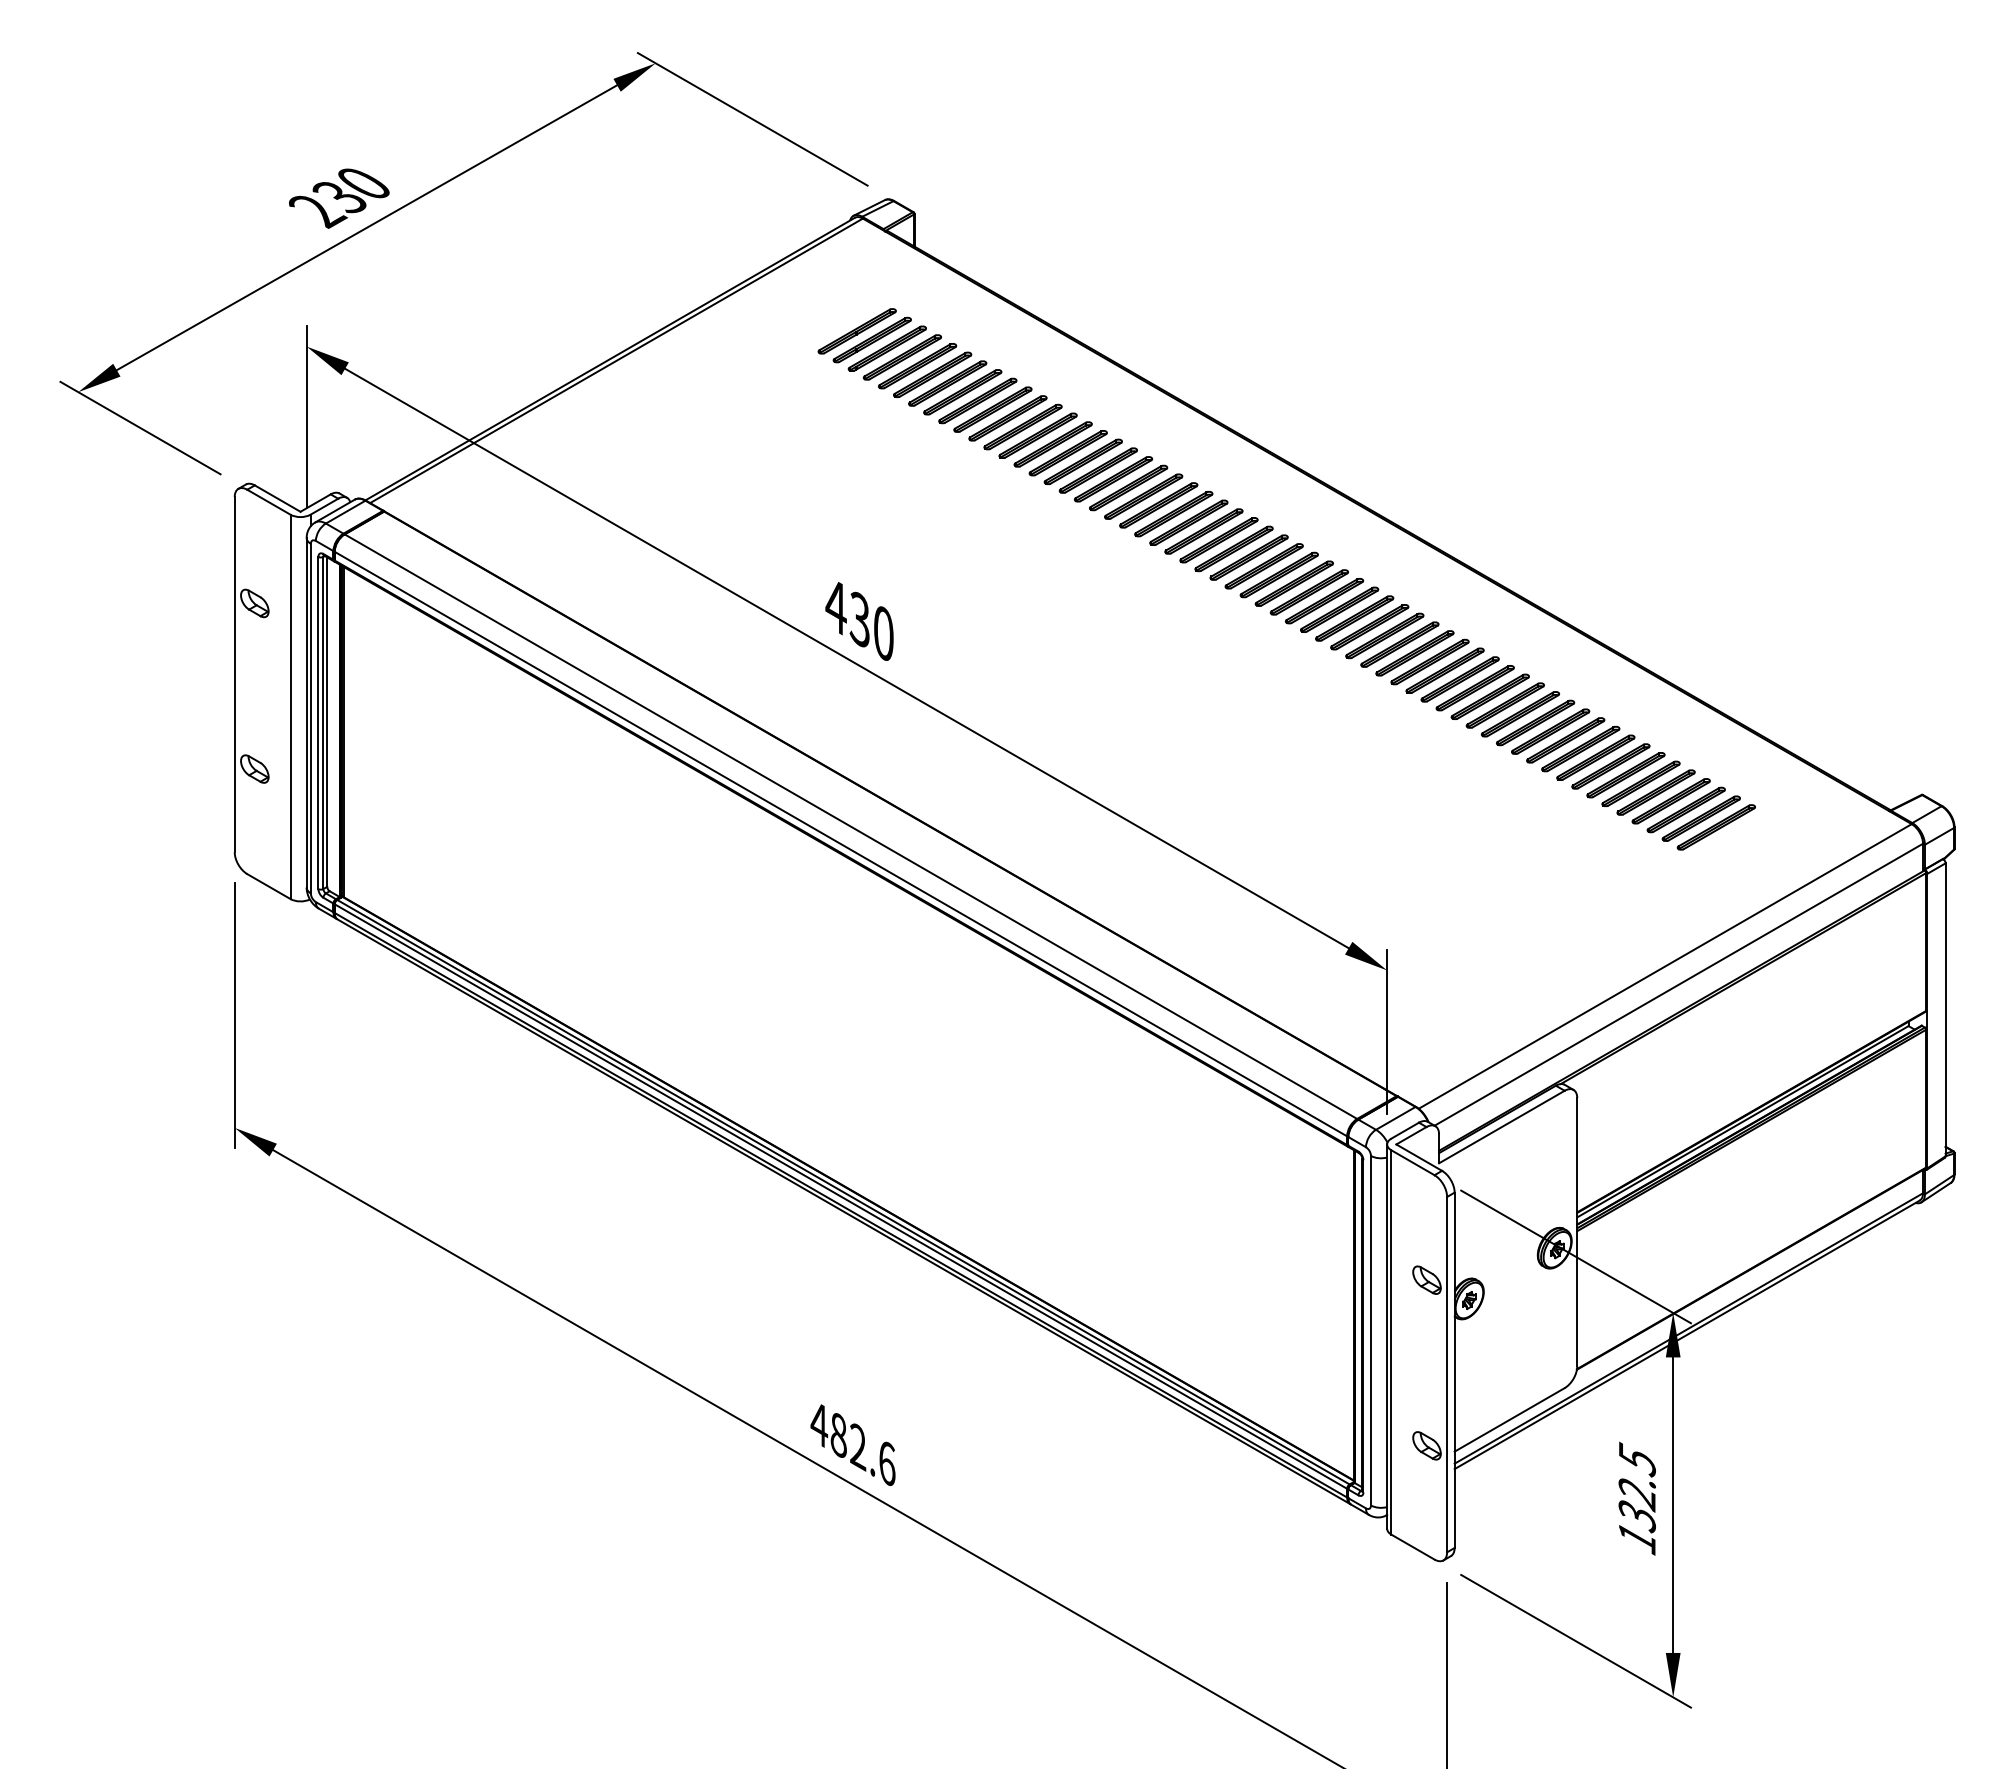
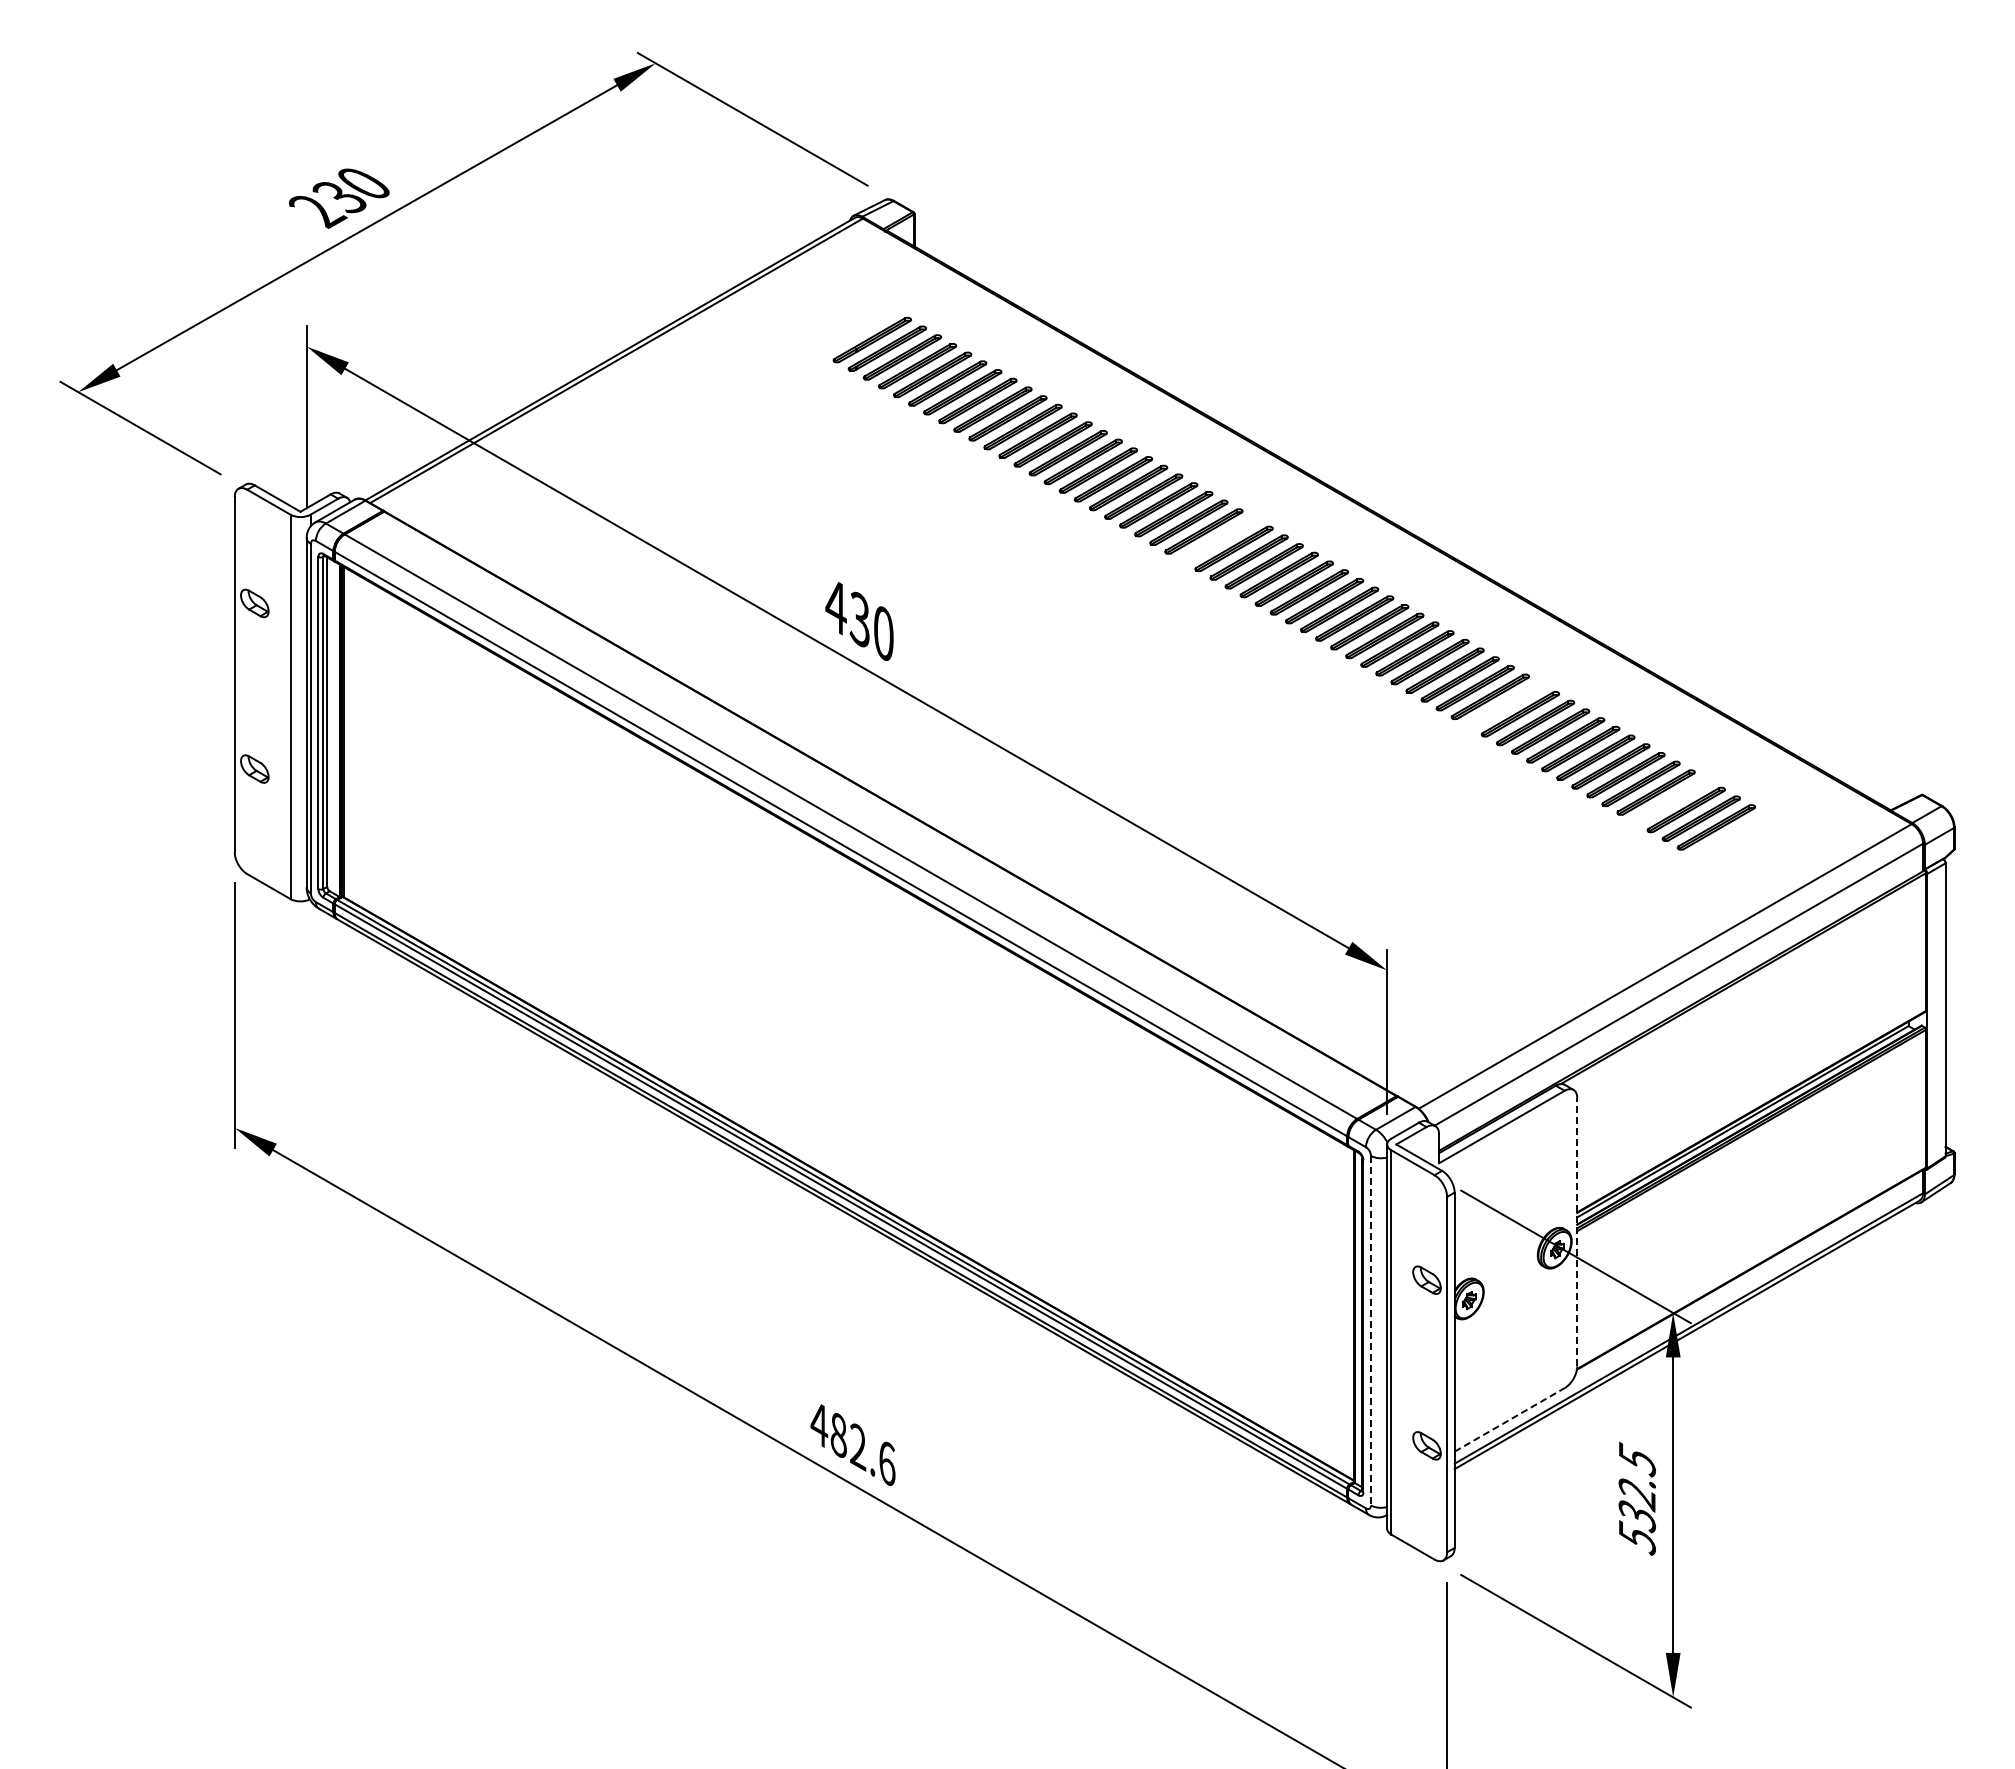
part: present -> none (856, 331)
part: present -> none (1218, 540)
part: present -> none (1504, 705)
part: present -> none (1670, 801)
line: solid -> dashed (1577, 1231)
line: solid -> dashed (1371, 1330)
line: solid -> dashed (1509, 1419)
text: 132.5 -> 532.5 (1637, 1537)
